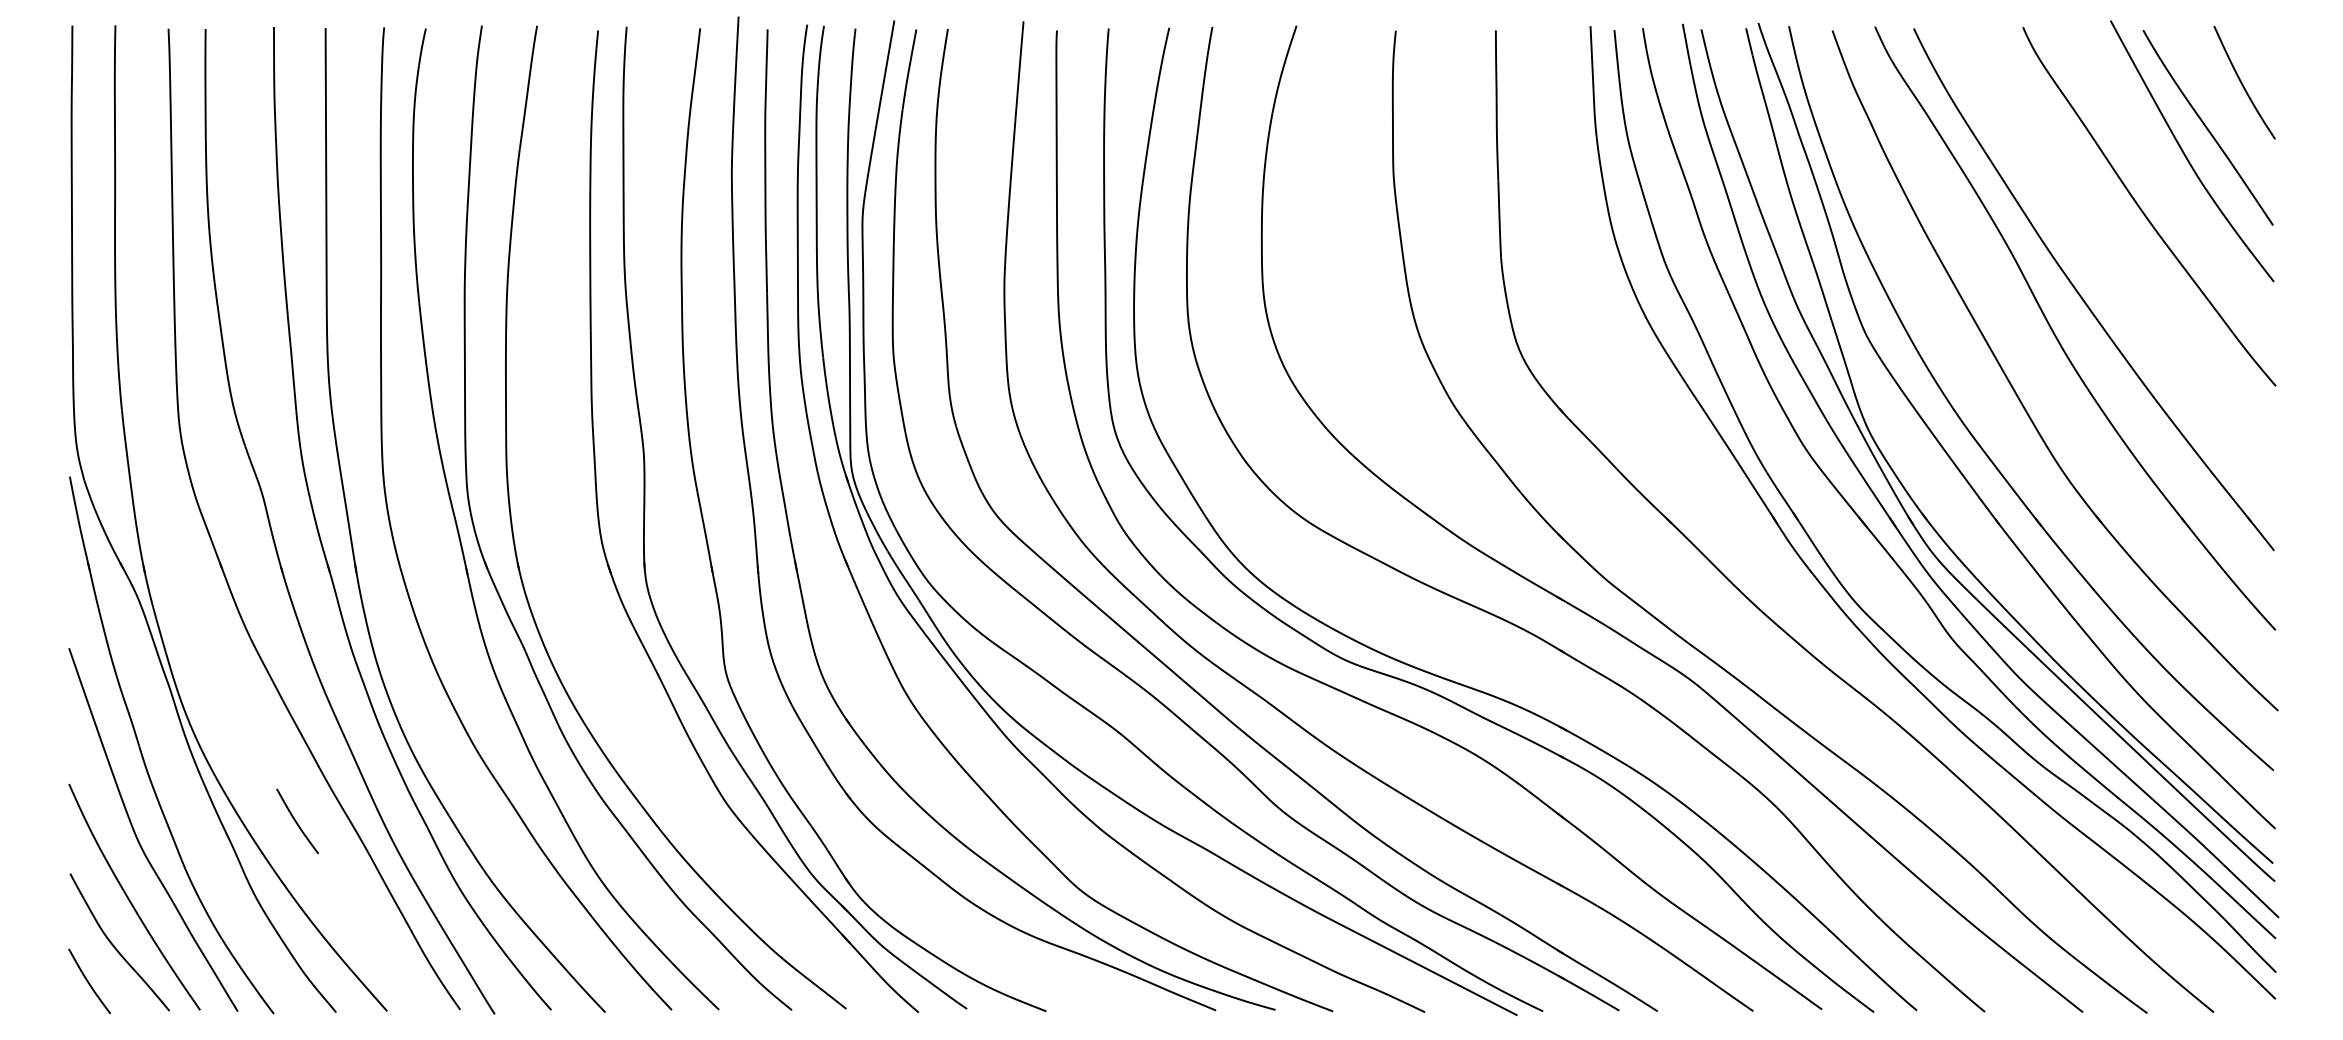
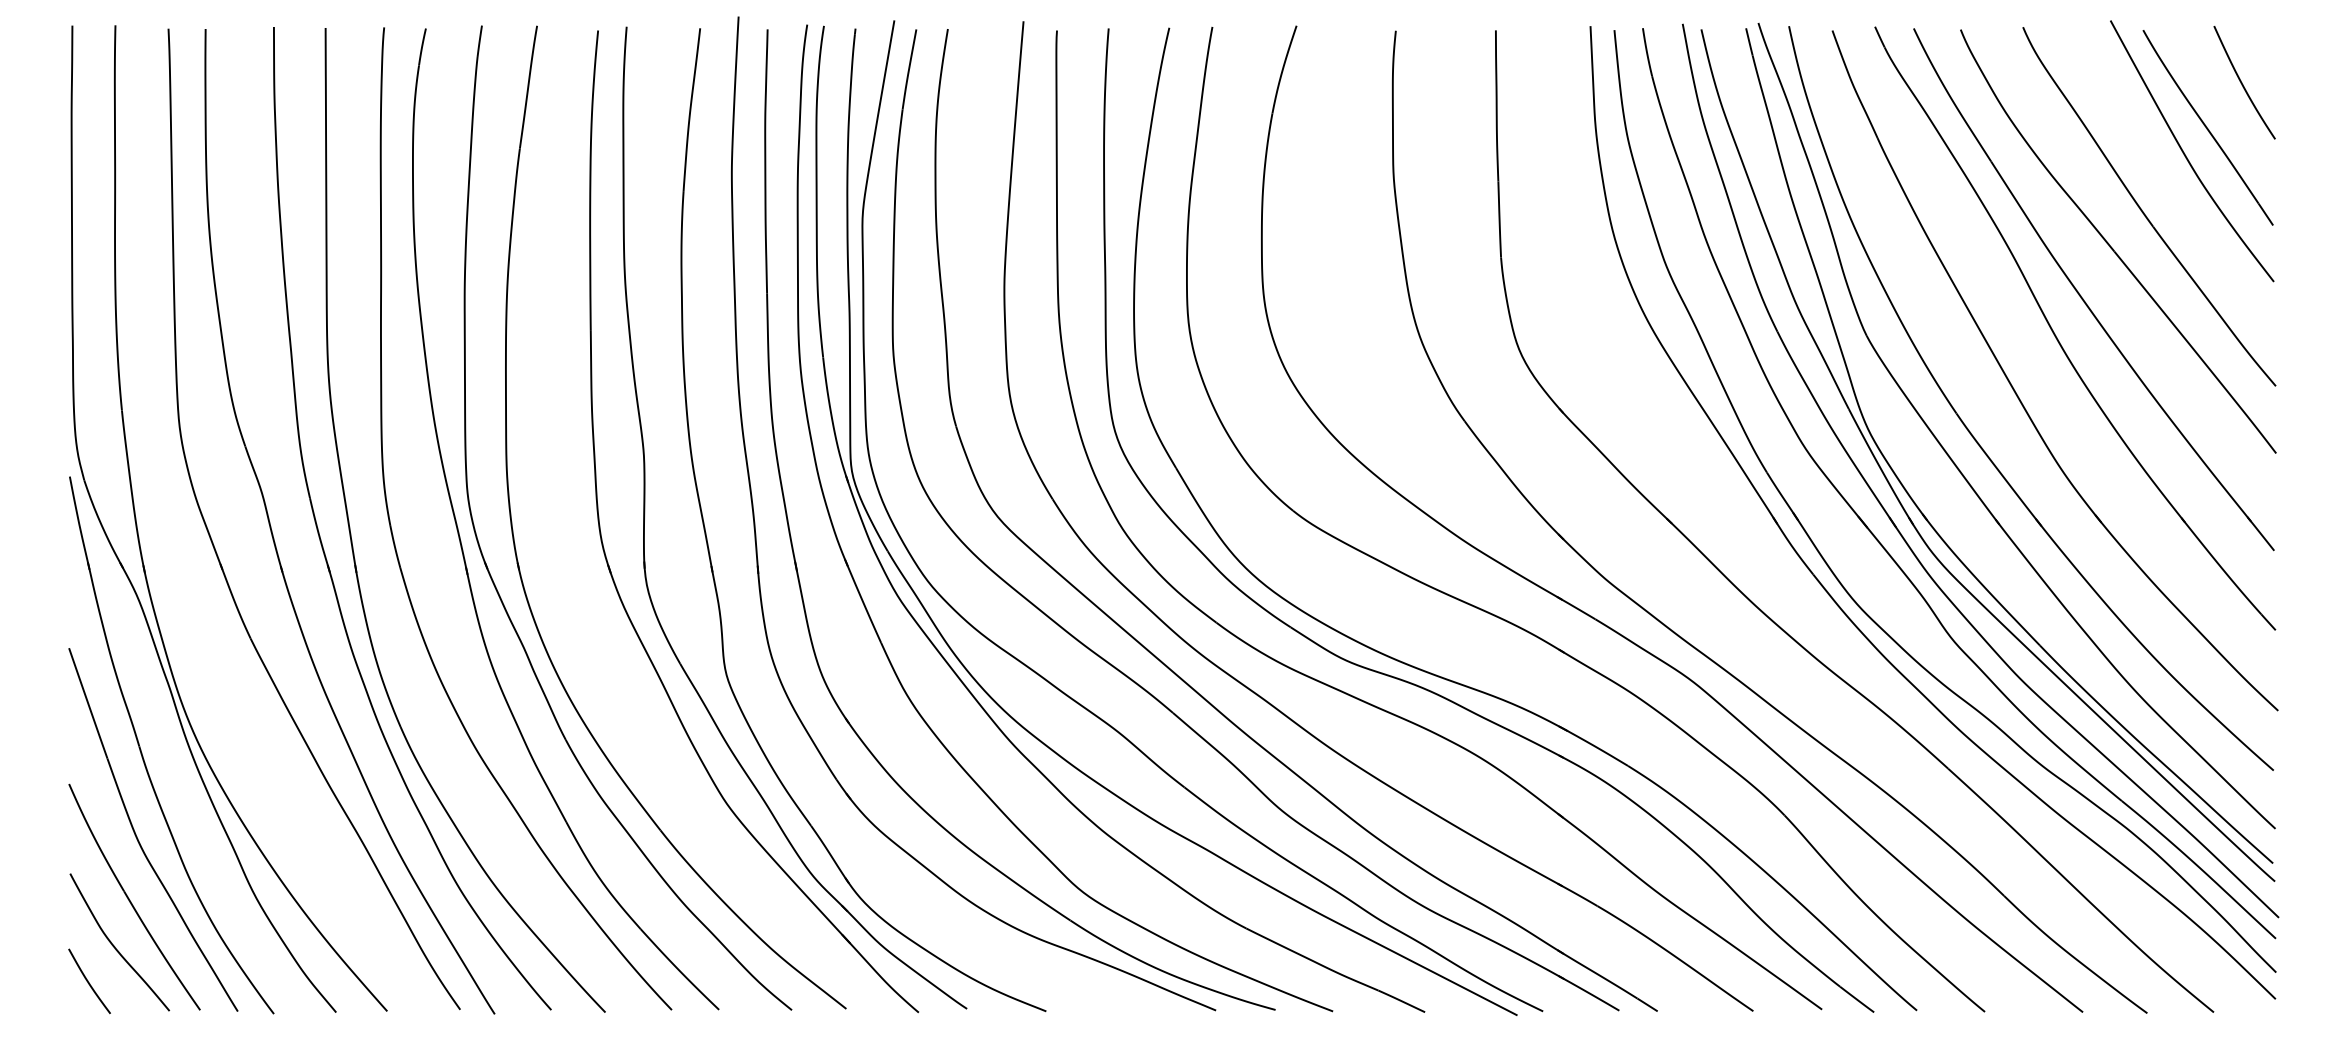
part: none -> present (2112, 247)
curve: present -> none (296, 821)
